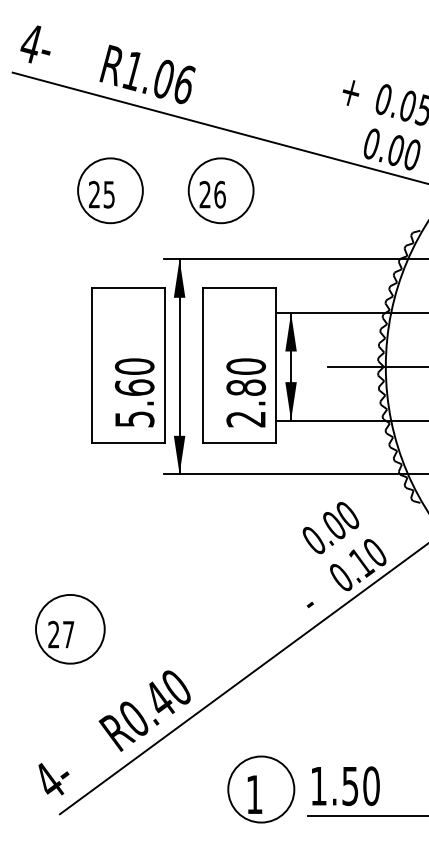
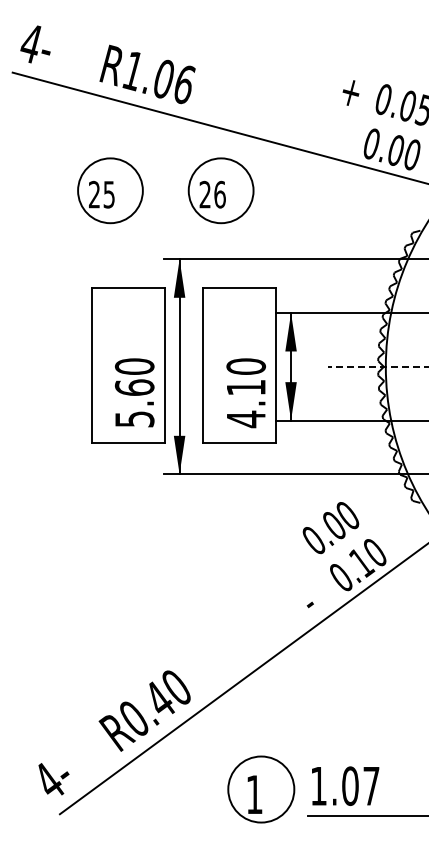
line: solid -> dashed (377, 366)
text: 2.80 -> 4.10 (246, 403)
part: present -> none (70, 629)
text: 1.50 -> 1.07 (360, 786)
